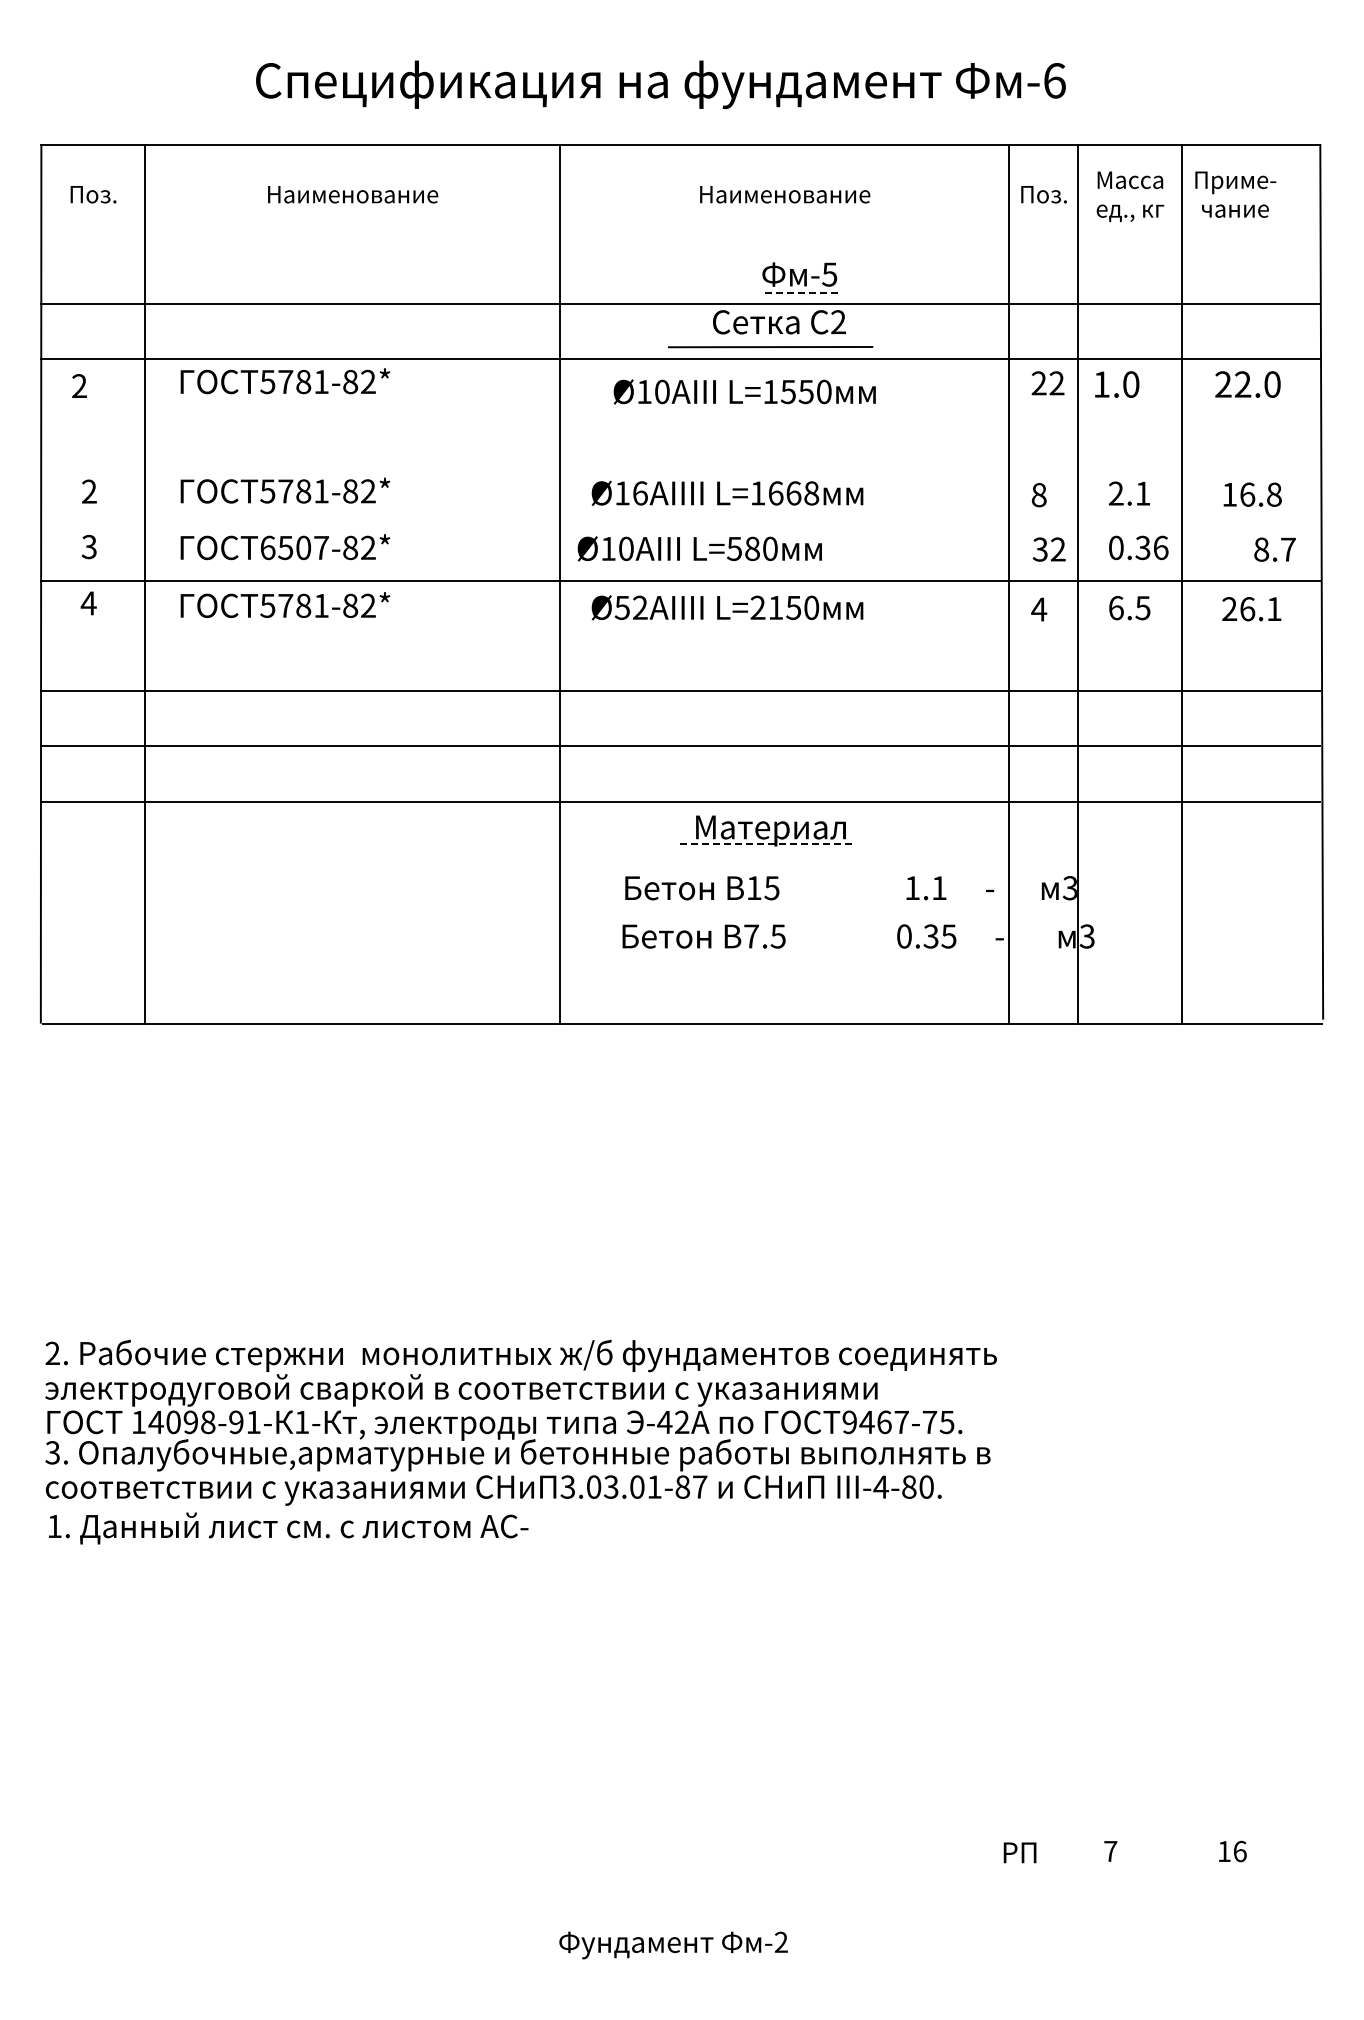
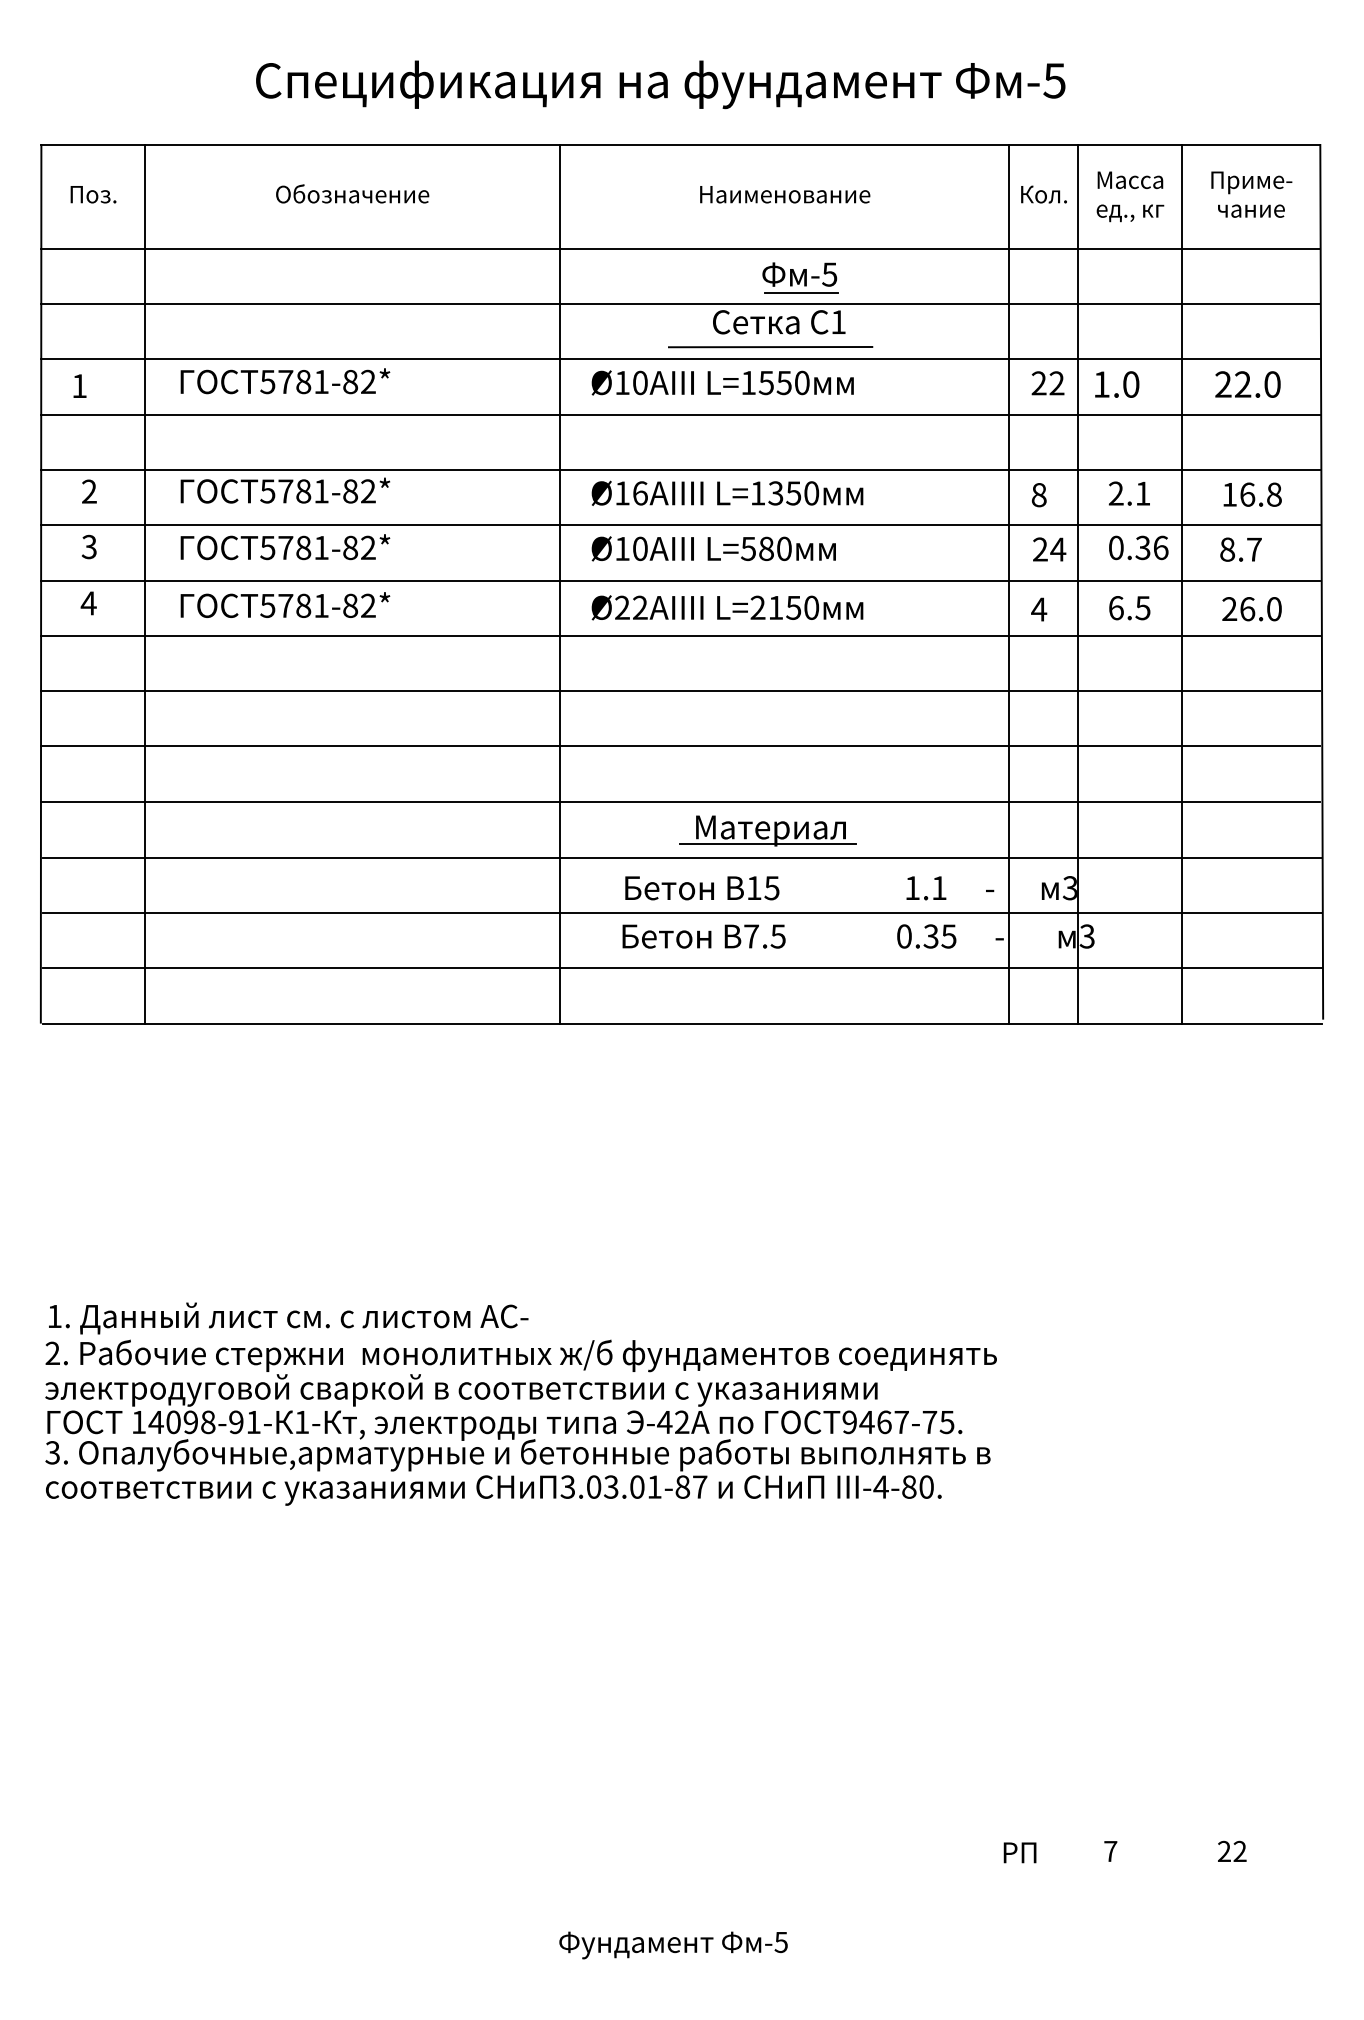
text: -6 -> -5 (1054, 80)
text: Наименование -> Обозначение (353, 193)
text: Поз. -> Кол. (1041, 194)
text position: (1235, 194) -> (1251, 194) (1251, 194)
line: none -> present (680, 248)
line: dashed -> solid (802, 293)
text: 2 -> 1 (838, 321)
text: 2 -> 1 (79, 385)
text position: (744, 391) -> (722, 382) (722, 382)
line: none -> present (680, 414)
line: none -> present (680, 469)
text: L=1668 -> L=1350 (793, 493)
line: none -> present (680, 525)
text: 6507-82* -> 5781-82* (294, 547)
text position: (699, 548) -> (713, 548) (713, 548)
text: 32 -> 24 (1049, 549)
text position: (1274, 549) -> (1240, 549) (1240, 549)
text: Ø52 -> Ø22 (621, 607)
text: 26.1 -> 26.0 (1274, 609)
line: none -> present (680, 635)
line: dashed -> solid (768, 843)
line: none -> present (682, 857)
line: none -> present (682, 913)
line: none -> present (682, 968)
text position: (288, 1528) -> (288, 1318) (288, 1318)
text: 16 -> 22 (1232, 1851)
text: -2 -> -5 (780, 1942)
